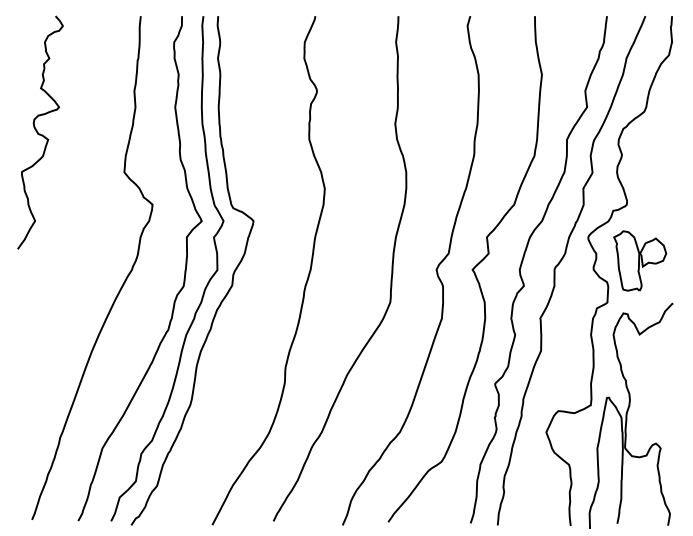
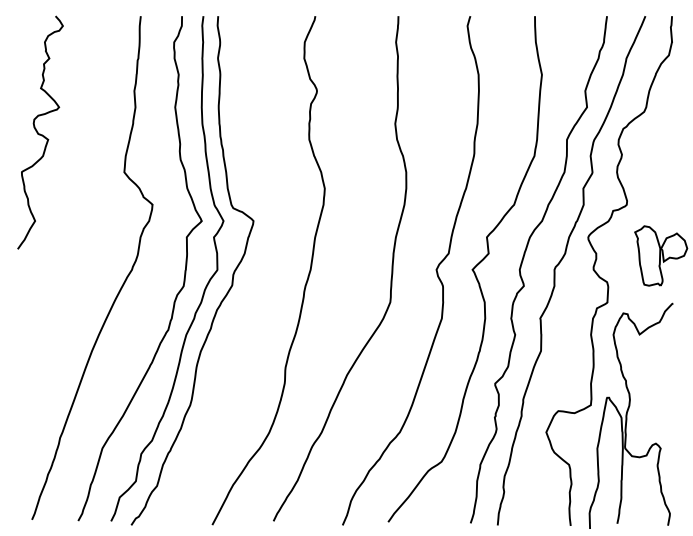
part position: (640, 260) -> (661, 255) (661, 255)
